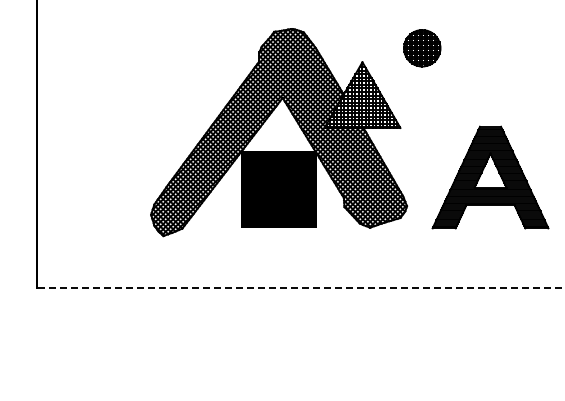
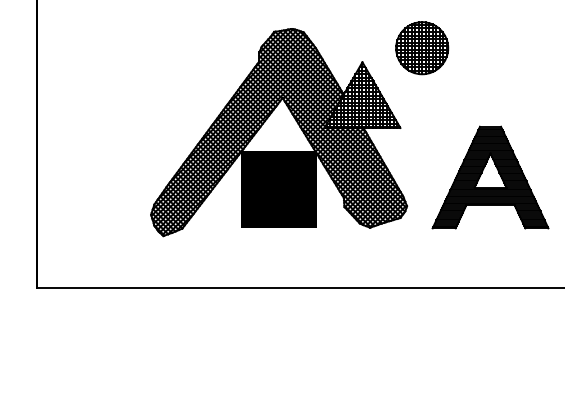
part size: 39x39 px -> 55x55 px (422, 48)
line: dashed -> solid (300, 287)
